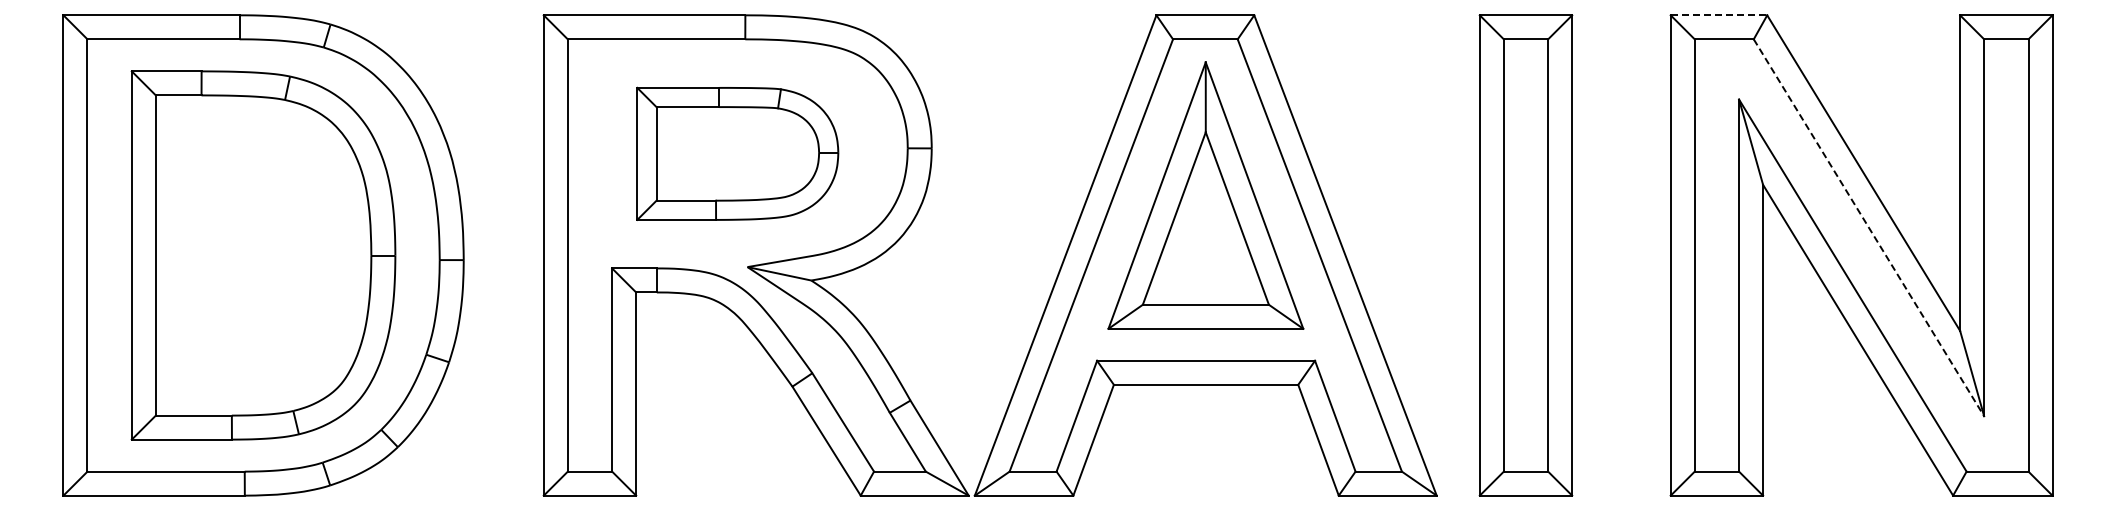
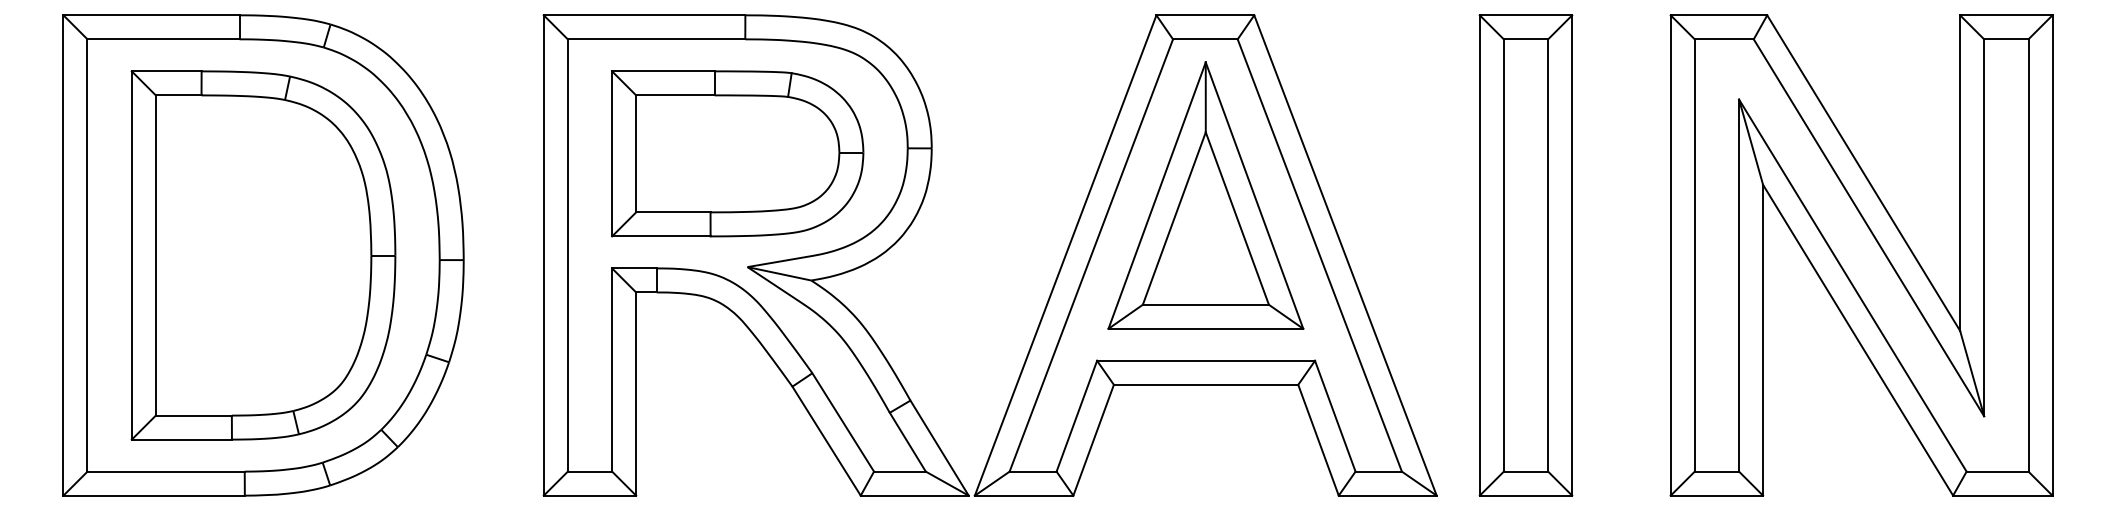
line: dashed -> solid (1719, 15)
part size: 204x135 px -> 254x168 px (737, 153)
line: dashed -> solid (1868, 227)
